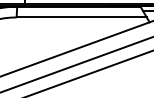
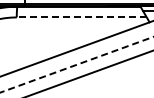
line: solid -> dashed (81, 17)
line: solid -> dashed (77, 64)
